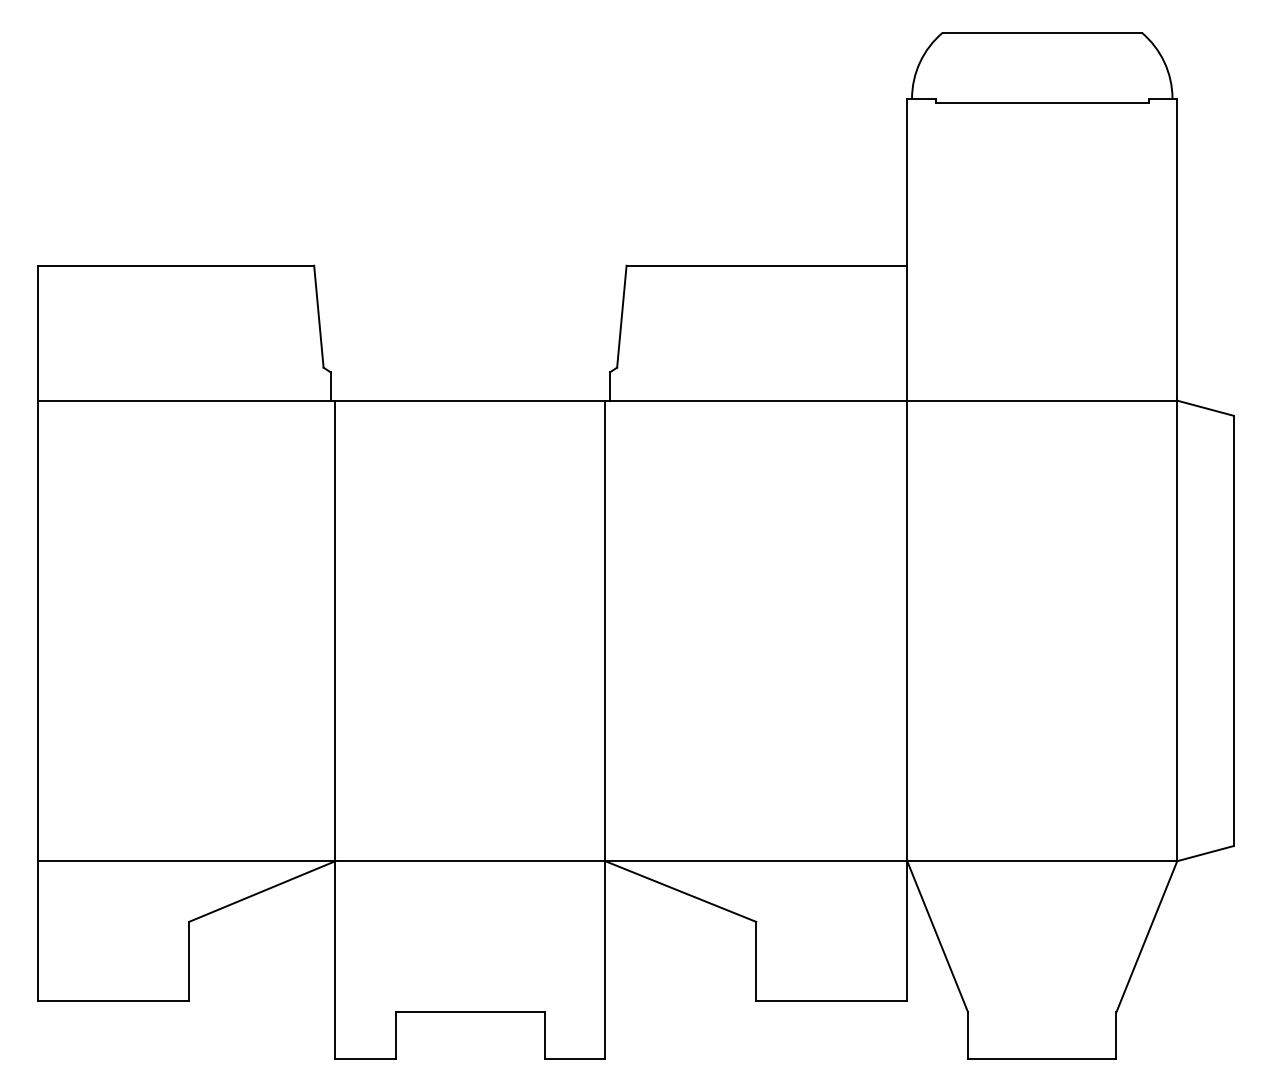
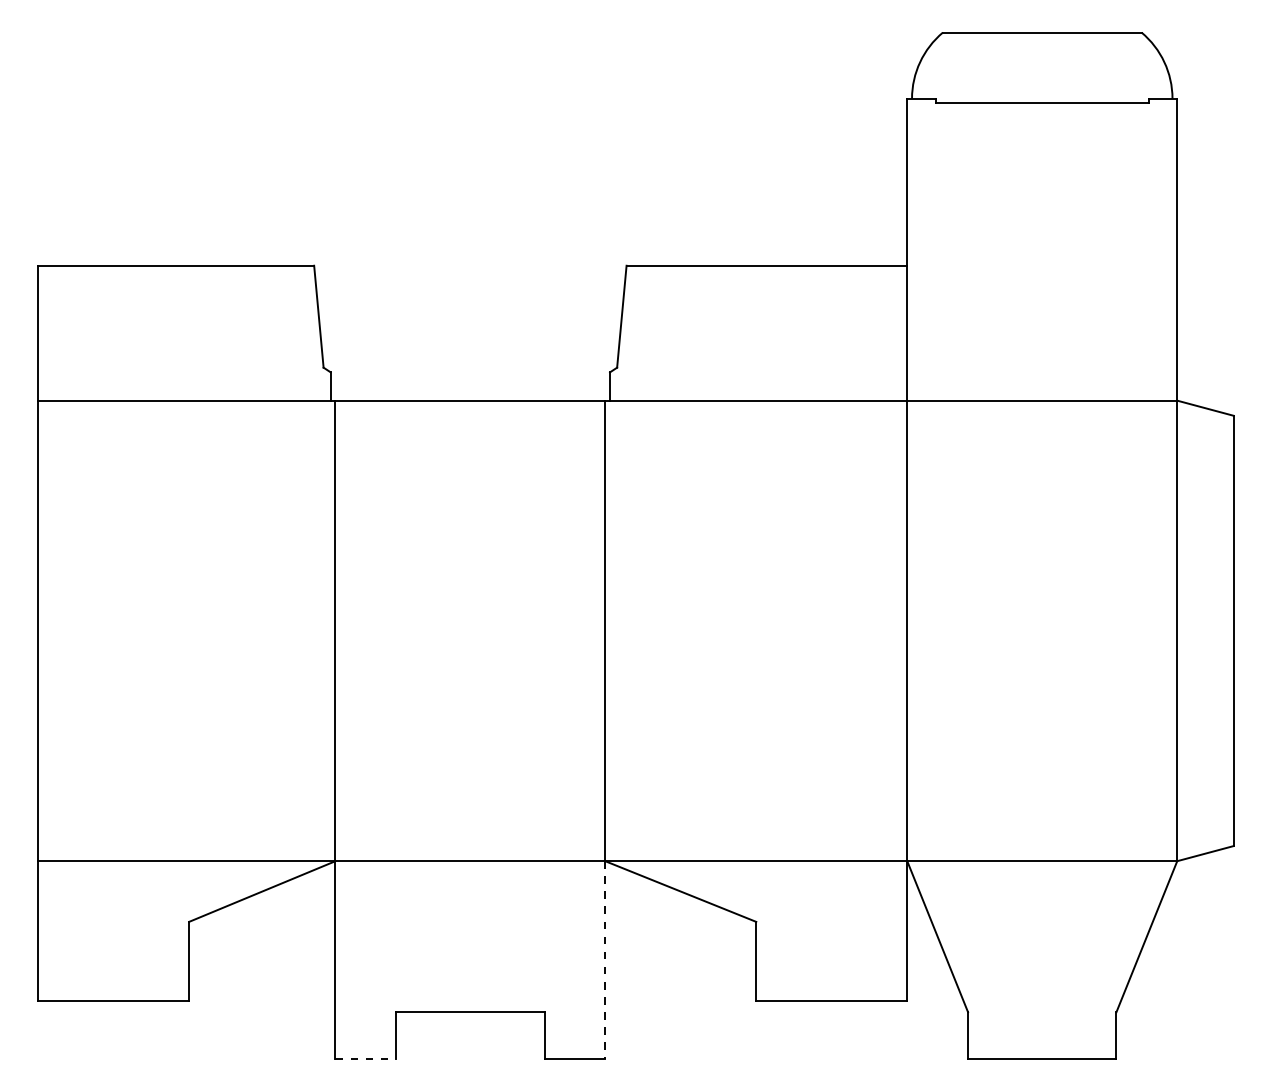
line: solid -> dashed (605, 960)
line: solid -> dashed (366, 1059)
